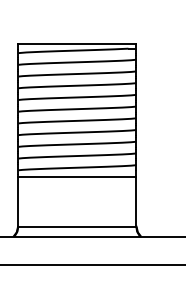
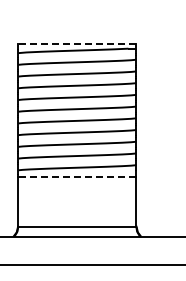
line: solid -> dashed (76, 44)
line: solid -> dashed (76, 177)
